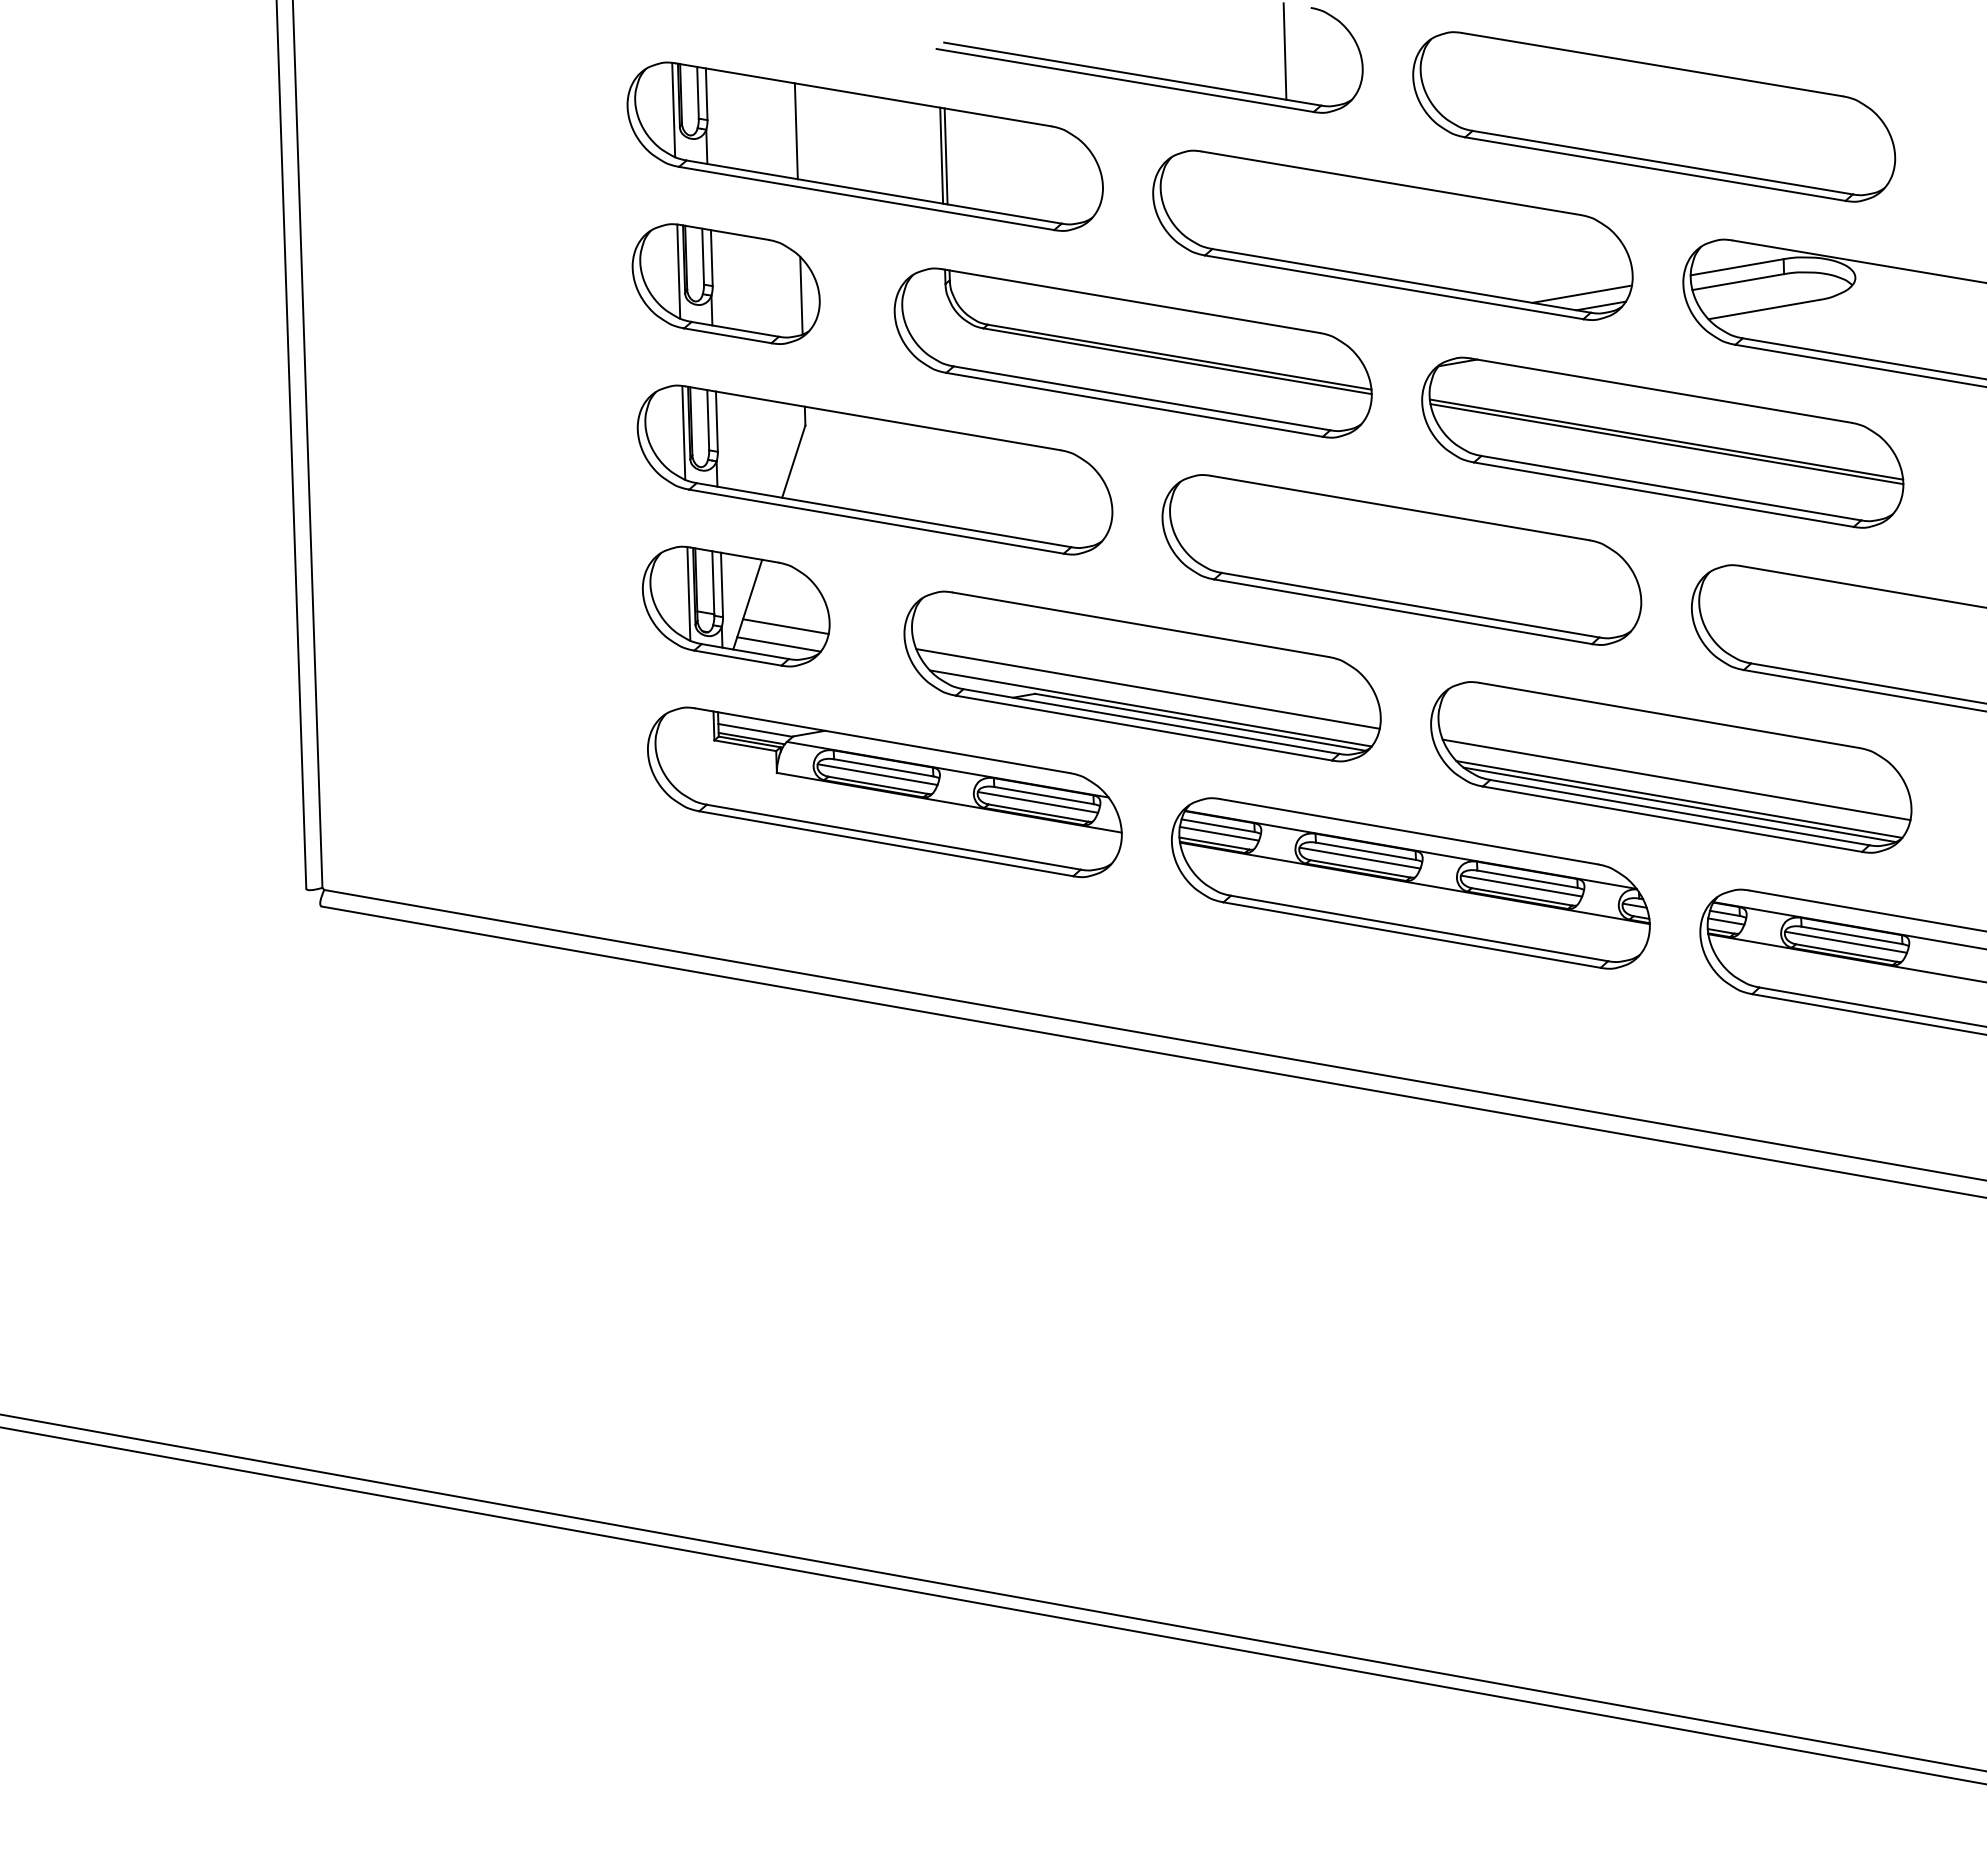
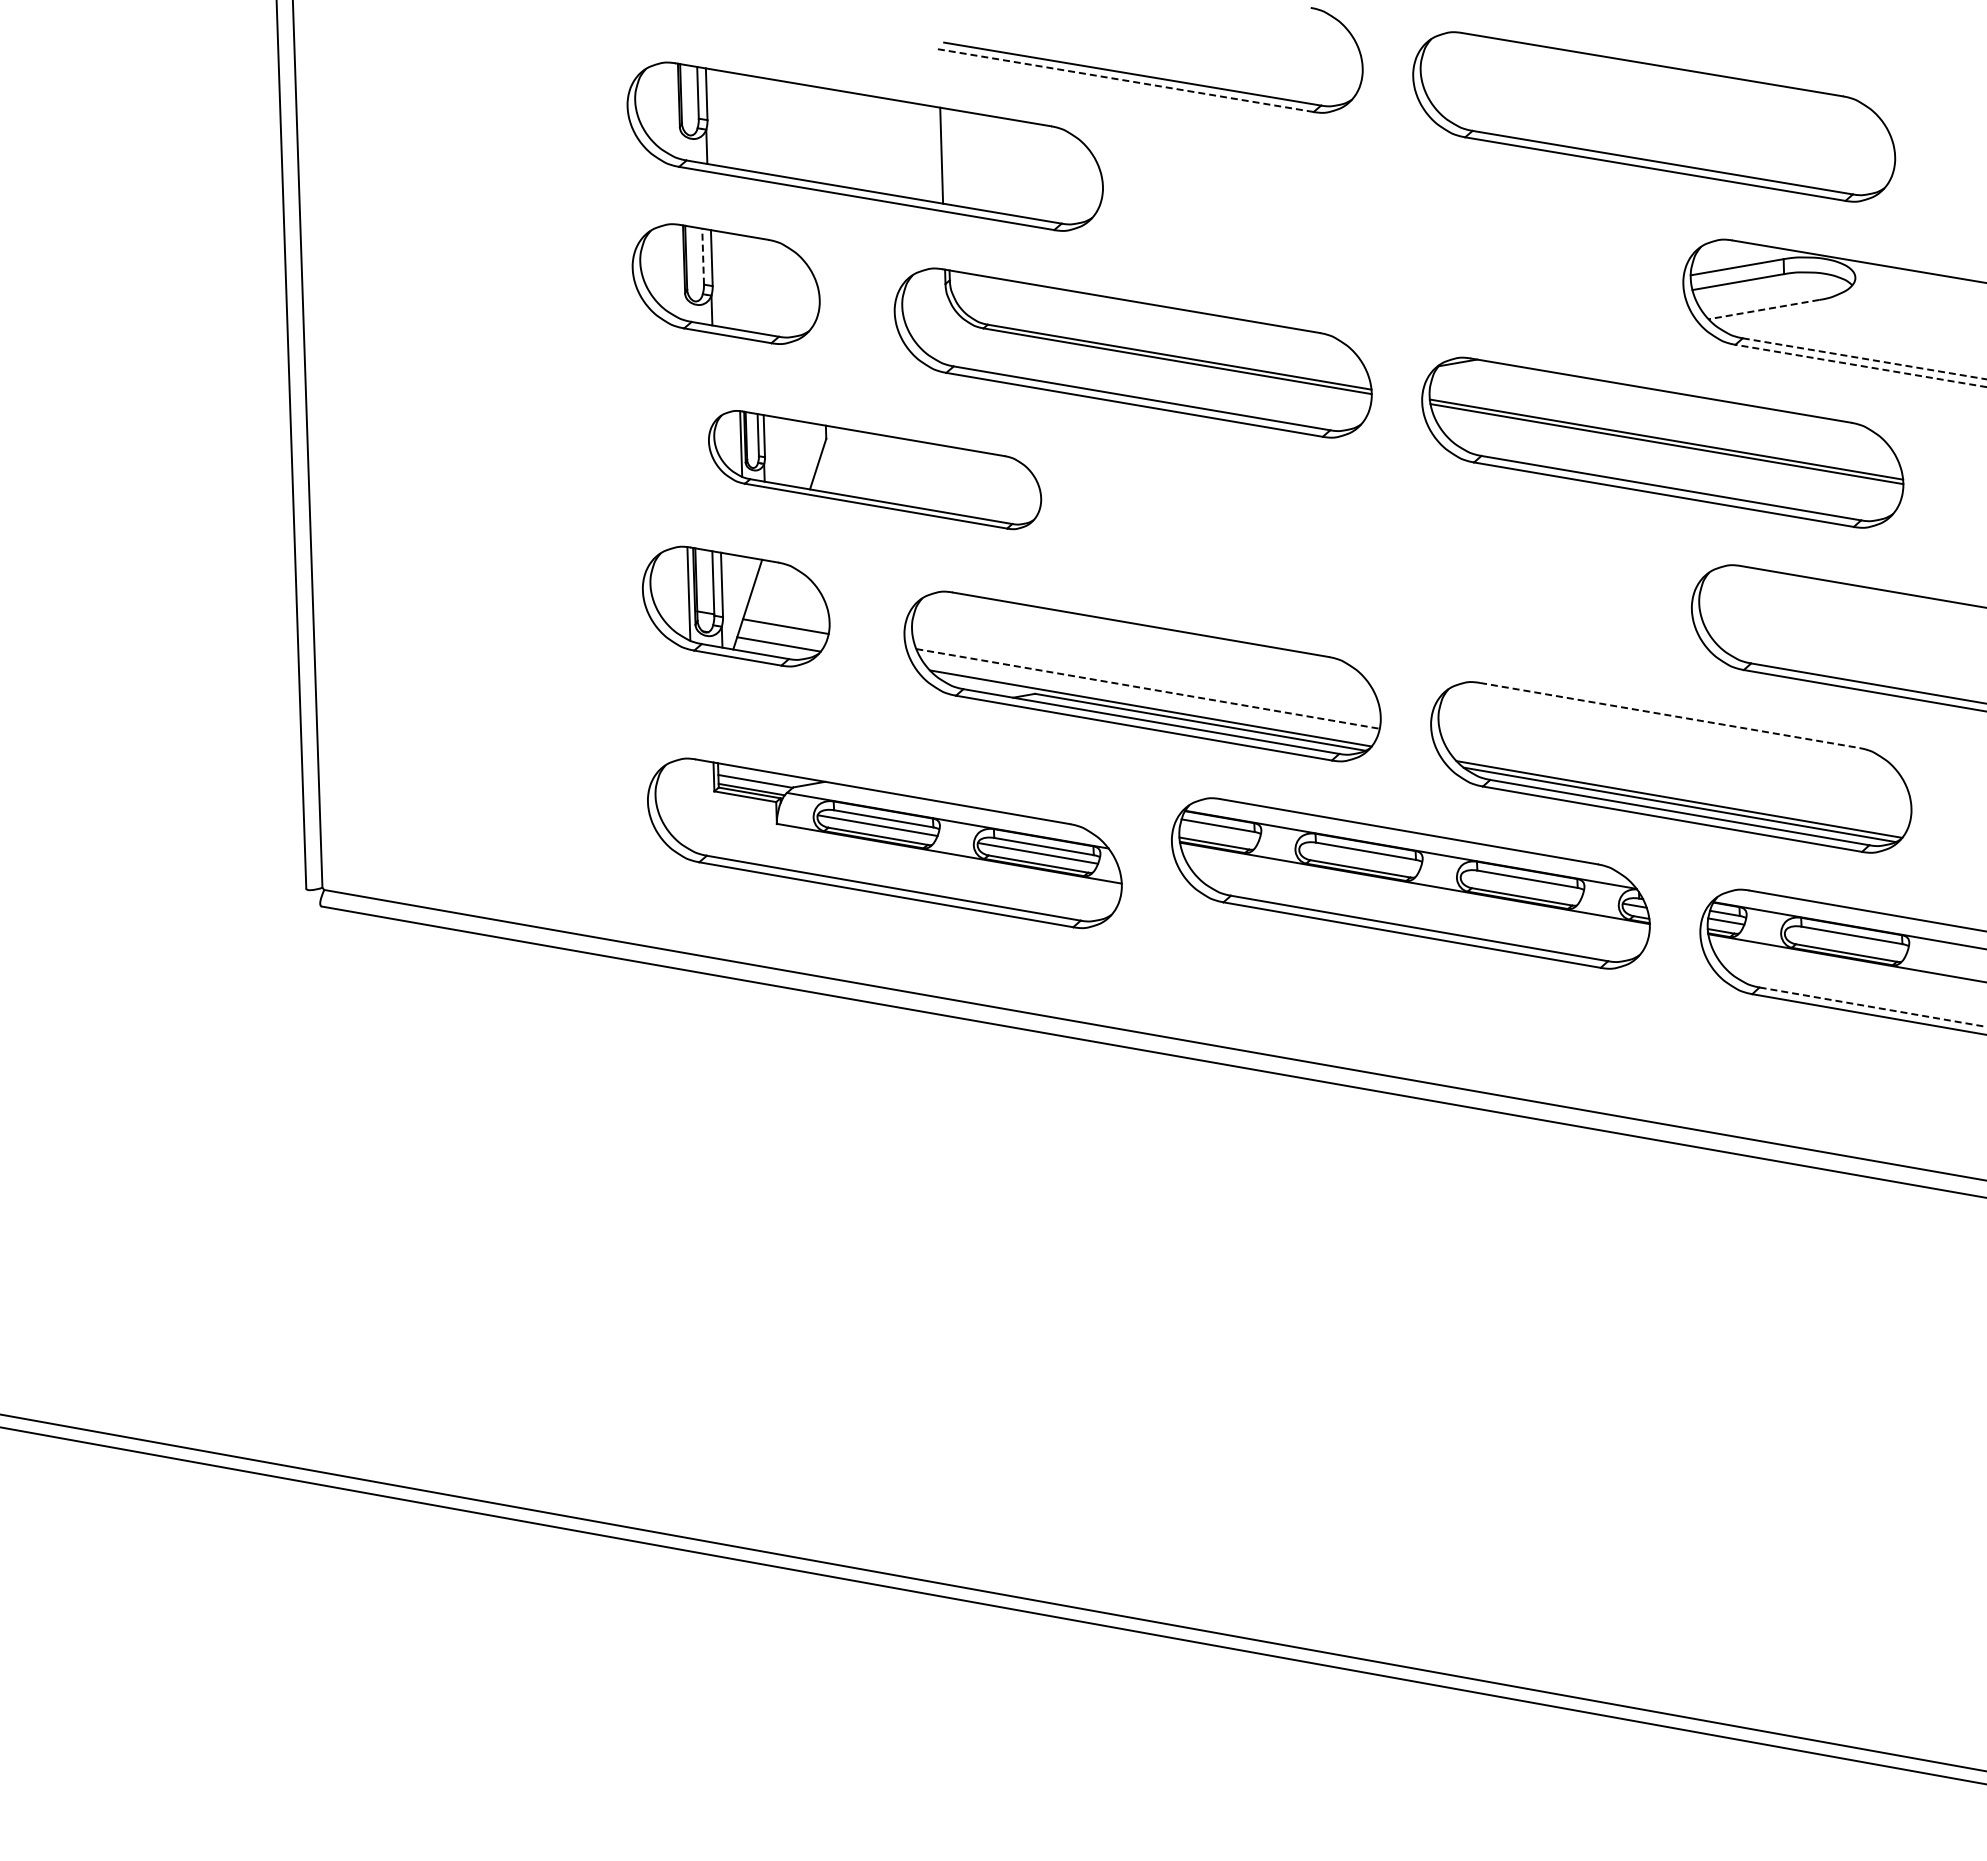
line: present -> none (1284, 51)
line: solid -> dashed (1124, 80)
line: present -> none (673, 109)
line: present -> none (795, 131)
line: present -> none (945, 156)
part: present -> none (1392, 234)
line: solid -> dashed (703, 256)
line: present -> none (678, 271)
line: present -> none (801, 295)
line: solid -> dashed (1763, 309)
line: solid -> dashed (1864, 358)
line: solid -> dashed (1860, 365)
part size: 478x172 px -> 335x121 px (875, 470)
part: present -> none (1401, 559)
line: solid -> dashed (1148, 689)
line: solid -> dashed (1670, 715)
line: present -> none (1676, 779)
part position: (884, 792) -> (884, 843) (884, 843)
line: present -> none (1219, 833)
line: present -> none (1359, 857)
line: present -> none (1521, 885)
line: present -> none (1846, 941)
line: solid -> dashed (1873, 1007)
